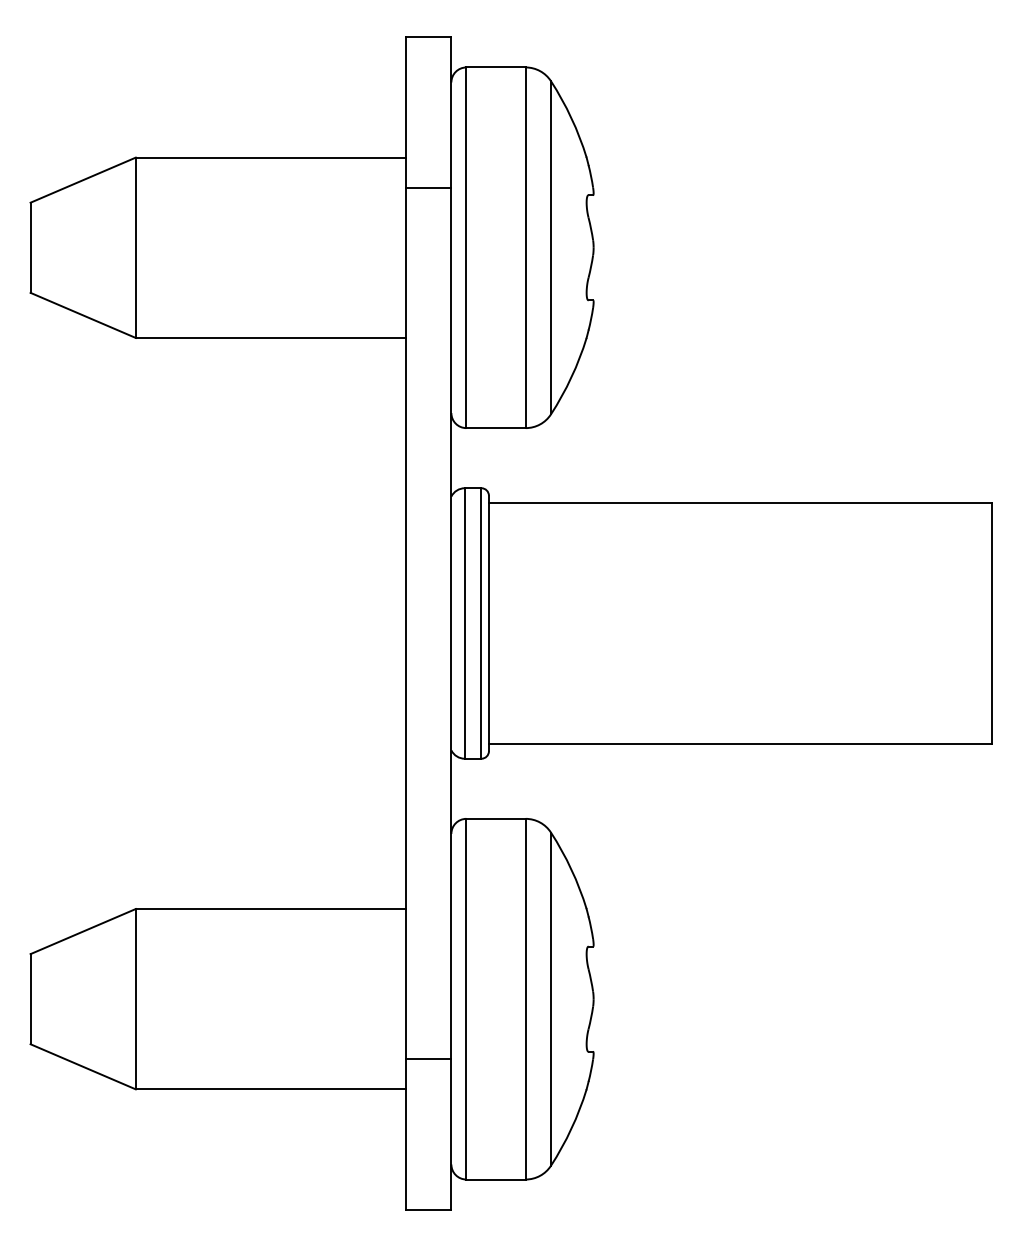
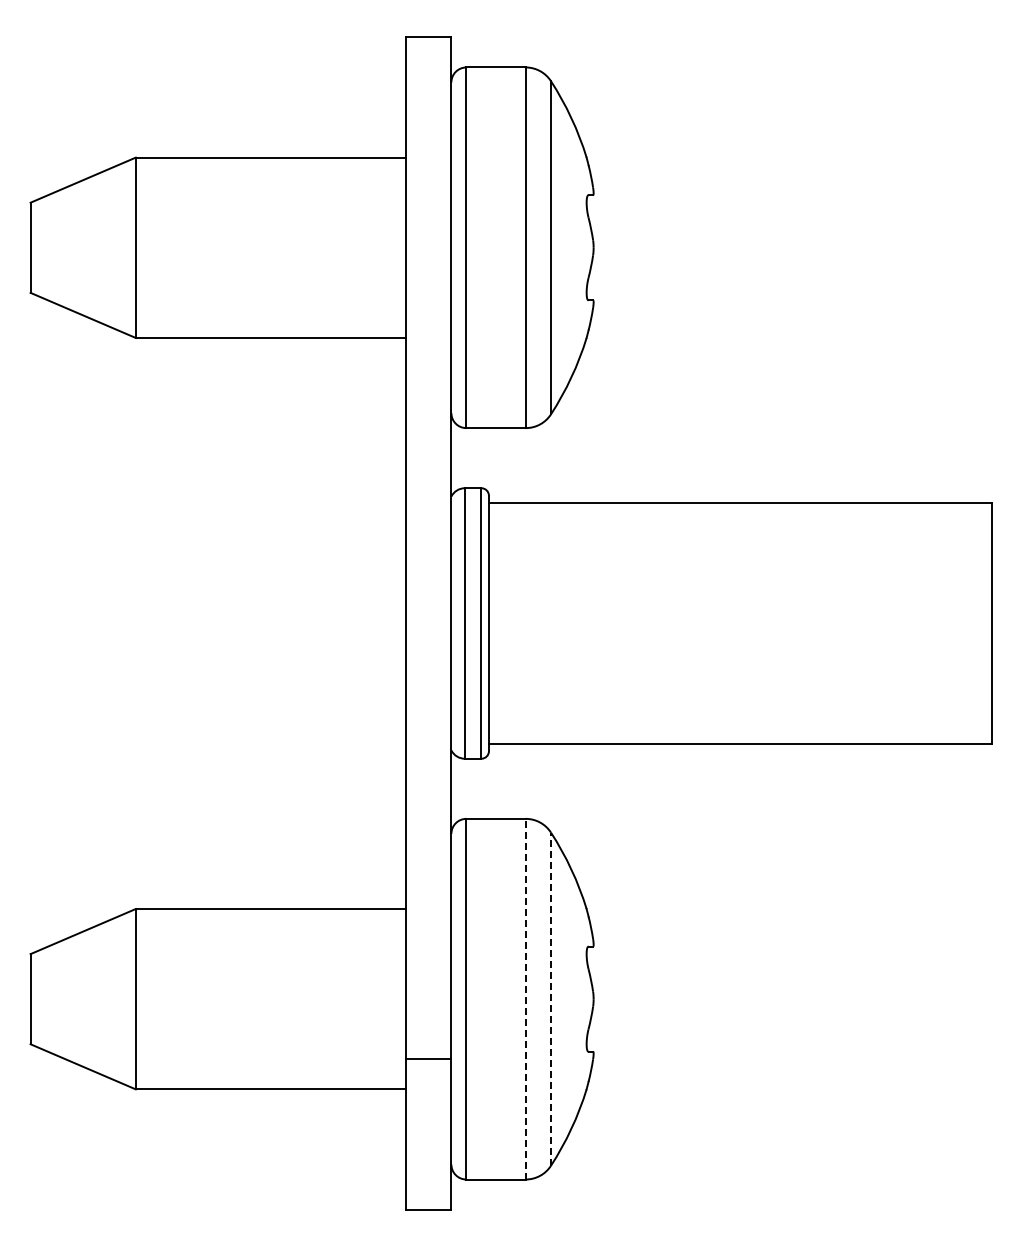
line: present -> none (428, 187)
line: solid -> dashed (525, 998)
line: solid -> dashed (550, 999)
